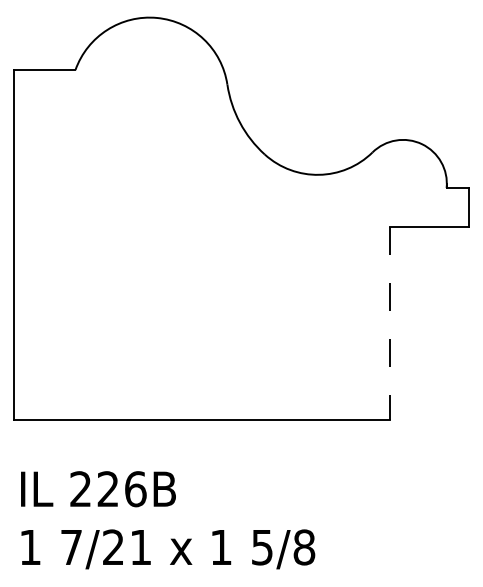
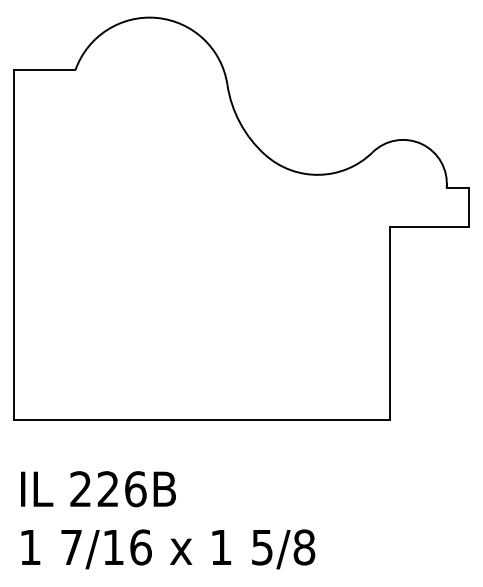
line: dashed -> solid (390, 323)
text: 7/21 -> 7/16 (127, 547)
